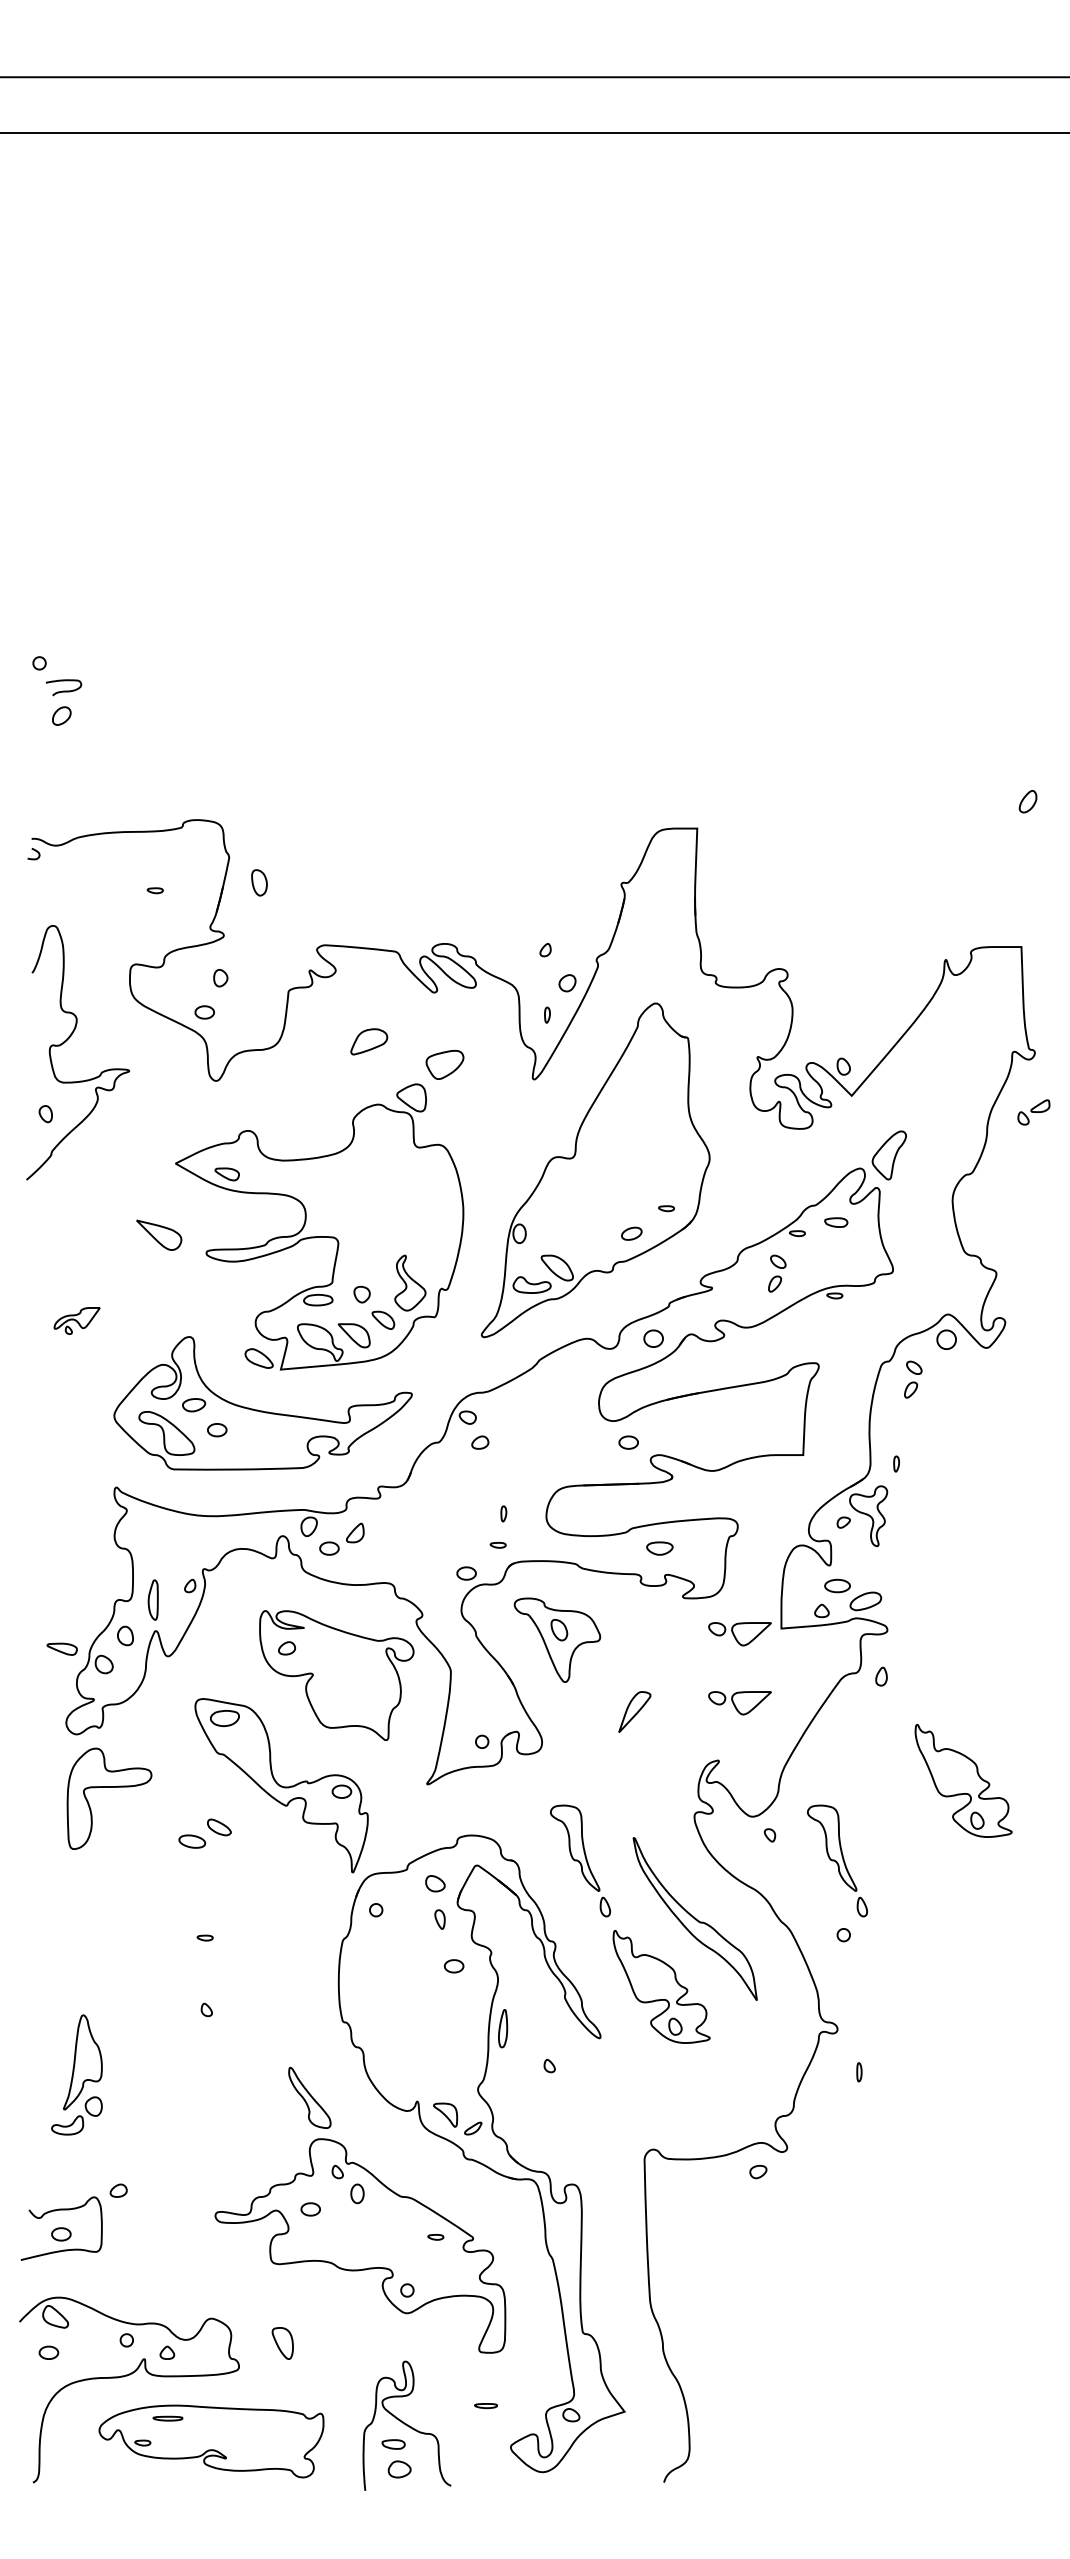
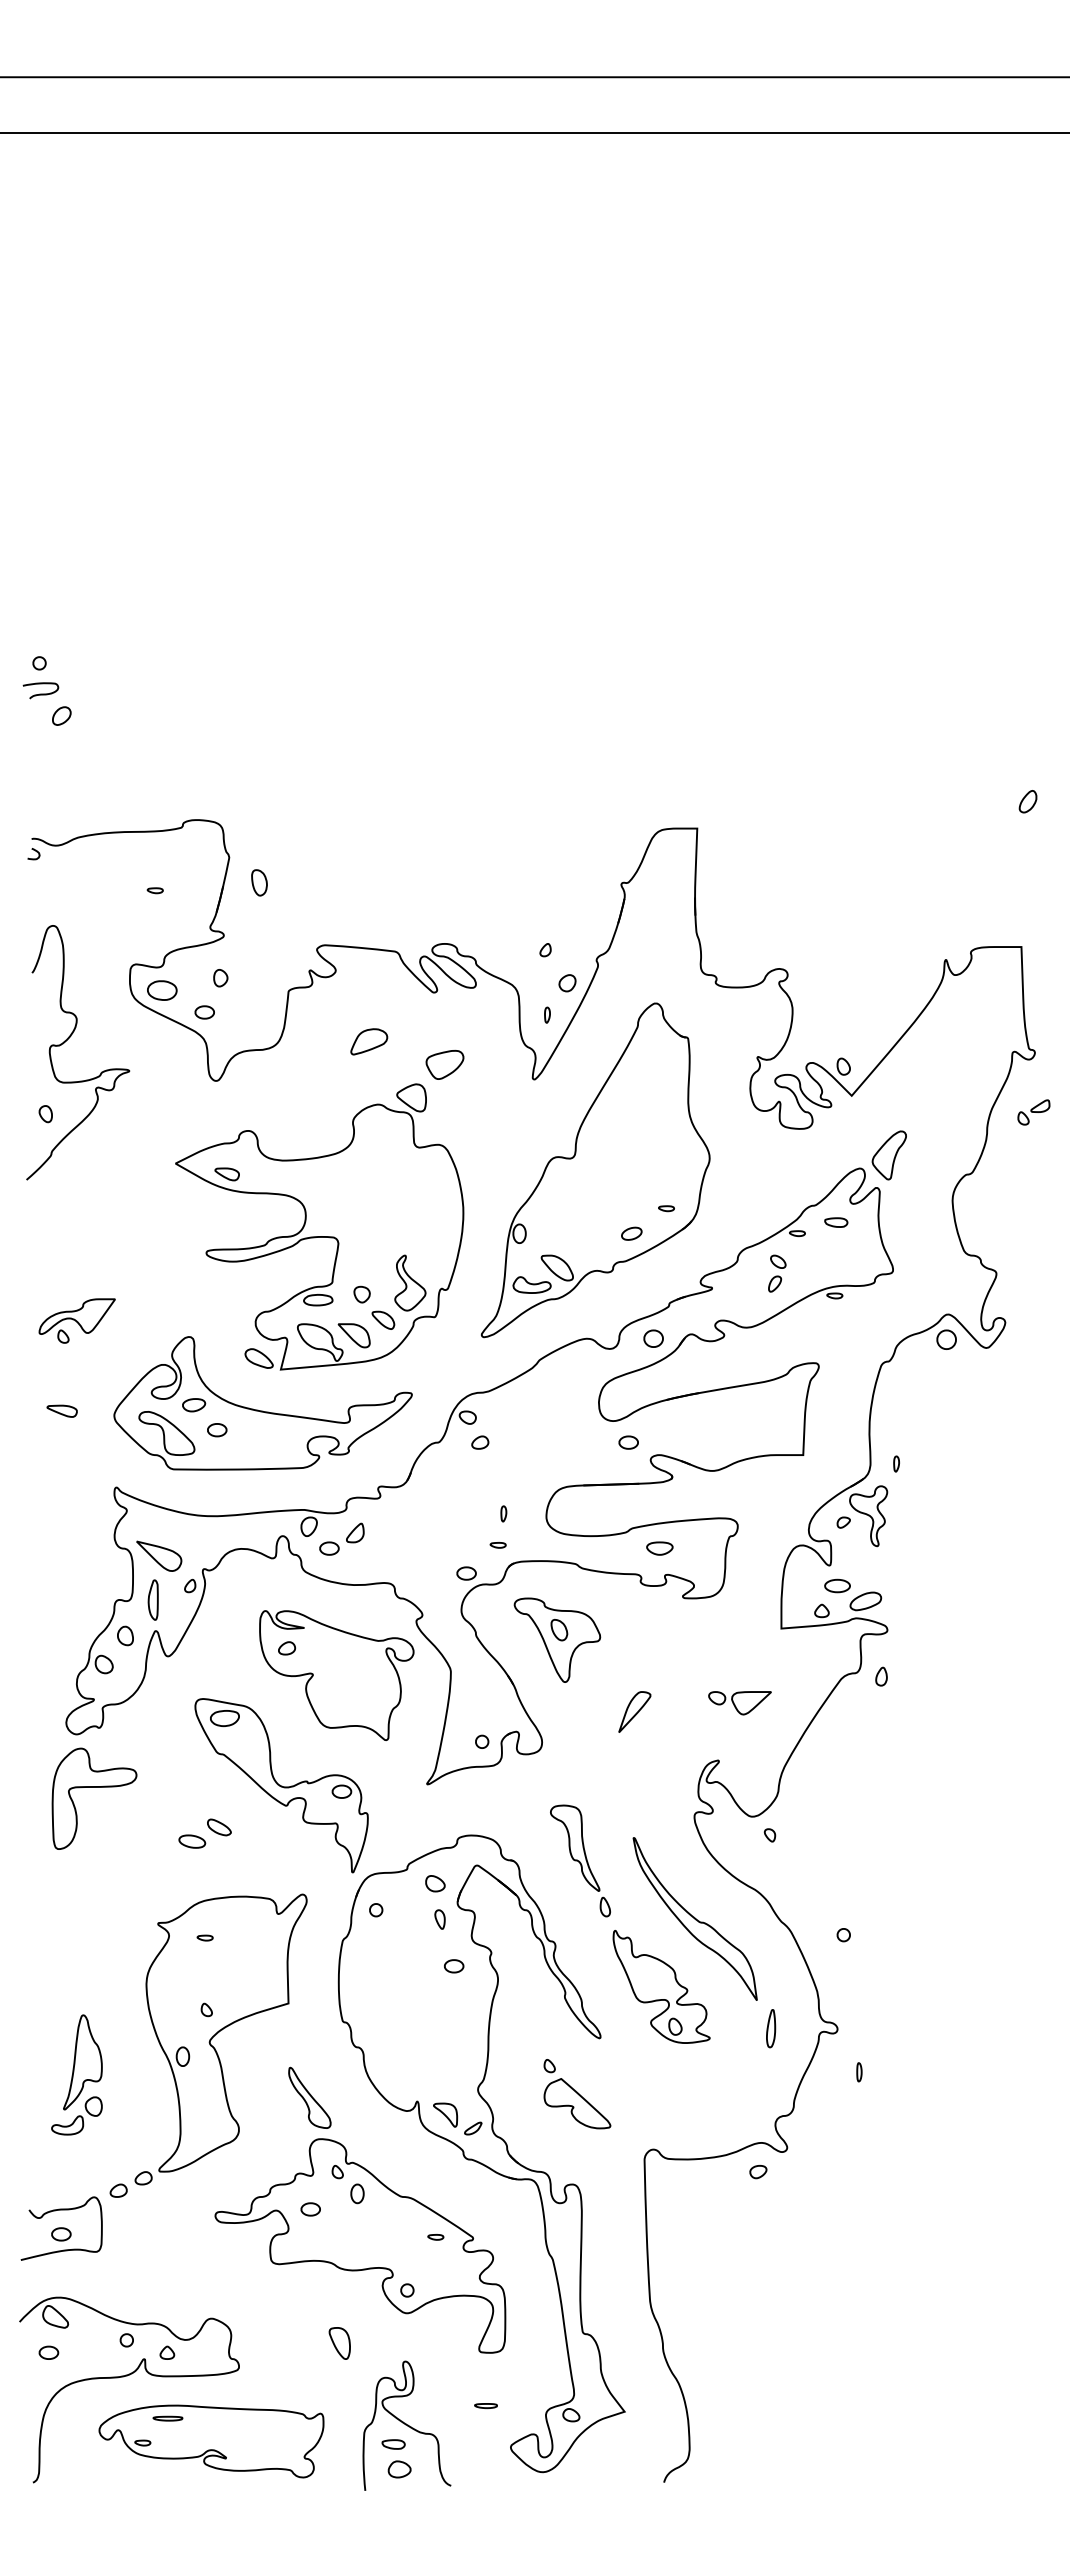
curve position: (63, 690) -> (40, 693) (40, 693)
part: none -> present (162, 990)
part position: (159, 1234) -> (159, 1555) (159, 1555)
part size: 48x28 px -> 78x46 px (76, 1320)
part: present -> none (913, 1379)
part: present -> none (739, 1634)
part position: (61, 1648) -> (61, 1410) (61, 1410)
part: present -> none (963, 1780)
part position: (109, 1787) -> (94, 1787) (94, 1787)
part: present -> none (837, 1860)
part position: (503, 2028) -> (771, 2028) (771, 2028)
part: none -> present (220, 2039)
part: none -> present (577, 2103)
part position: (282, 2343) -> (339, 2343) (339, 2343)
